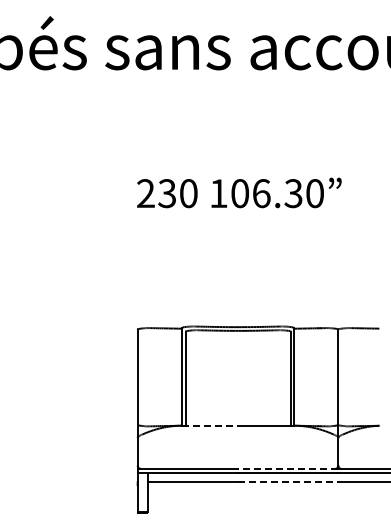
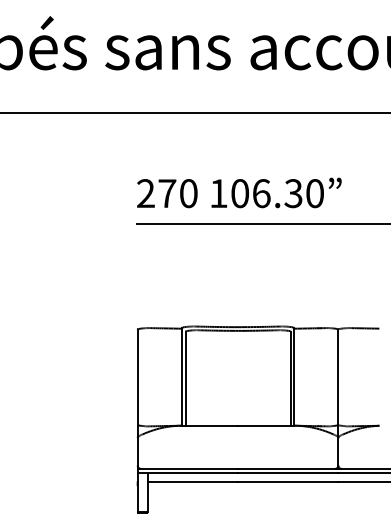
line: none -> present (194, 112)
text: 230 -> 270 (167, 193)
line: none -> present (261, 223)
line: dashed -> solid (210, 425)
line: dashed -> solid (287, 468)
line: dashed -> solid (288, 482)
